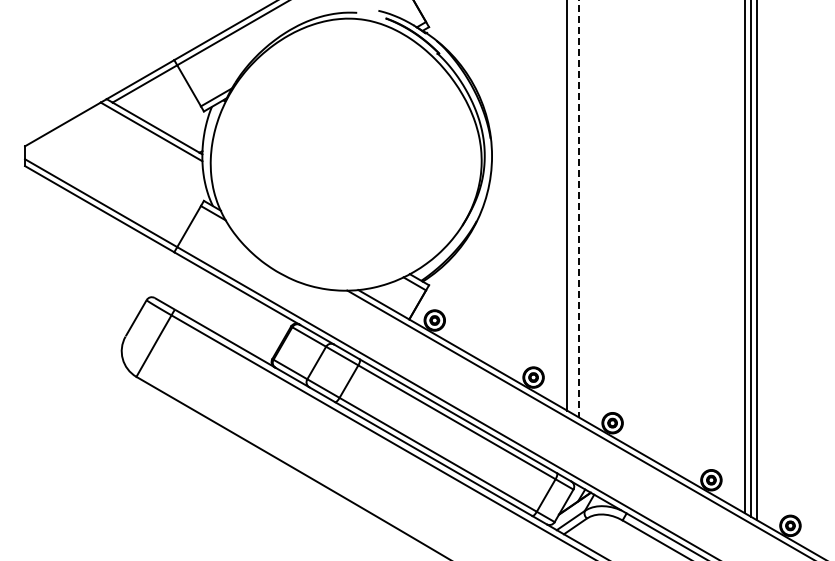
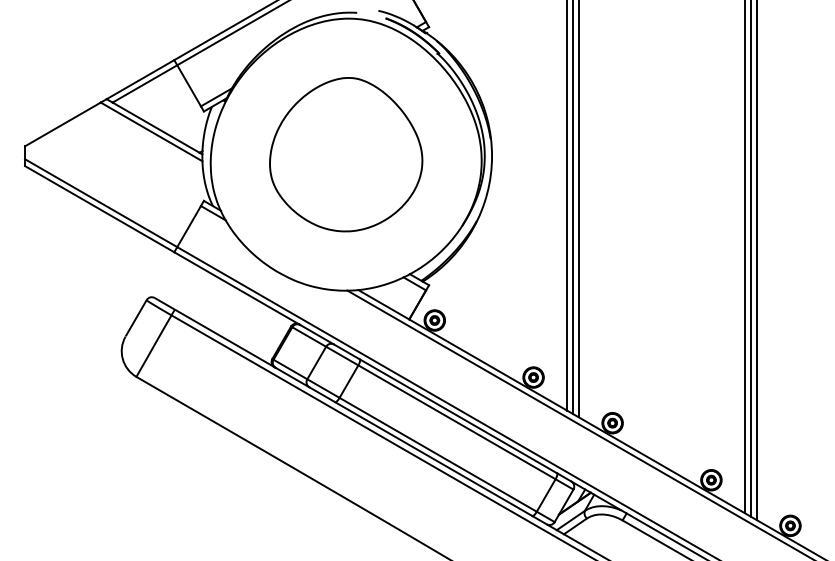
part: none -> present (346, 154)
line: none -> present (573, 208)
line: dashed -> solid (579, 209)
